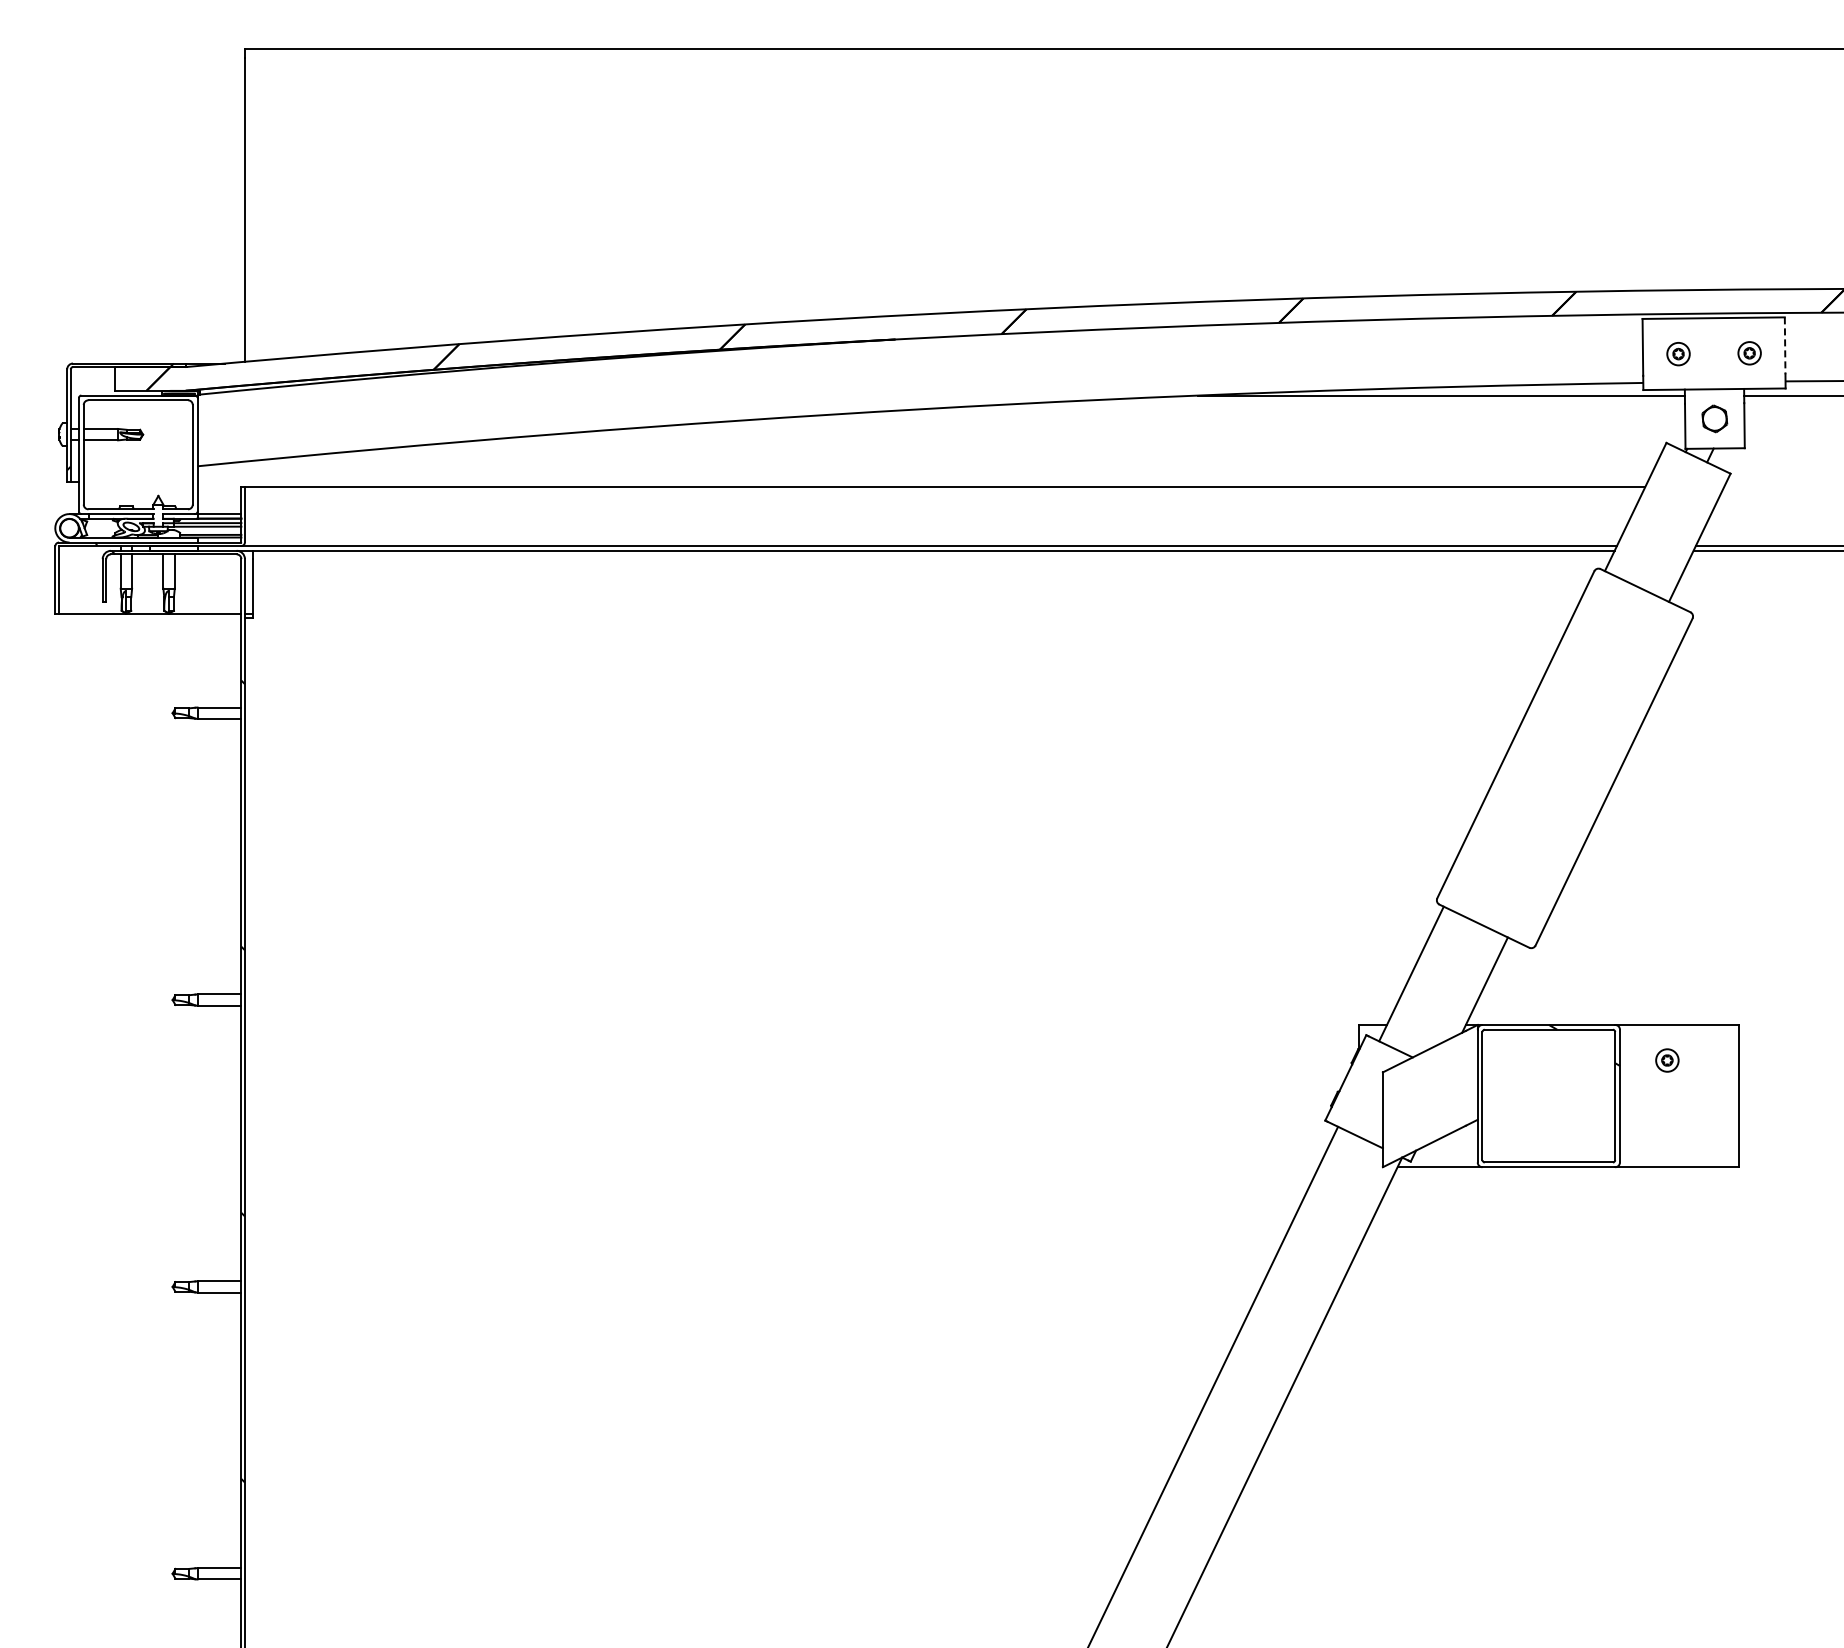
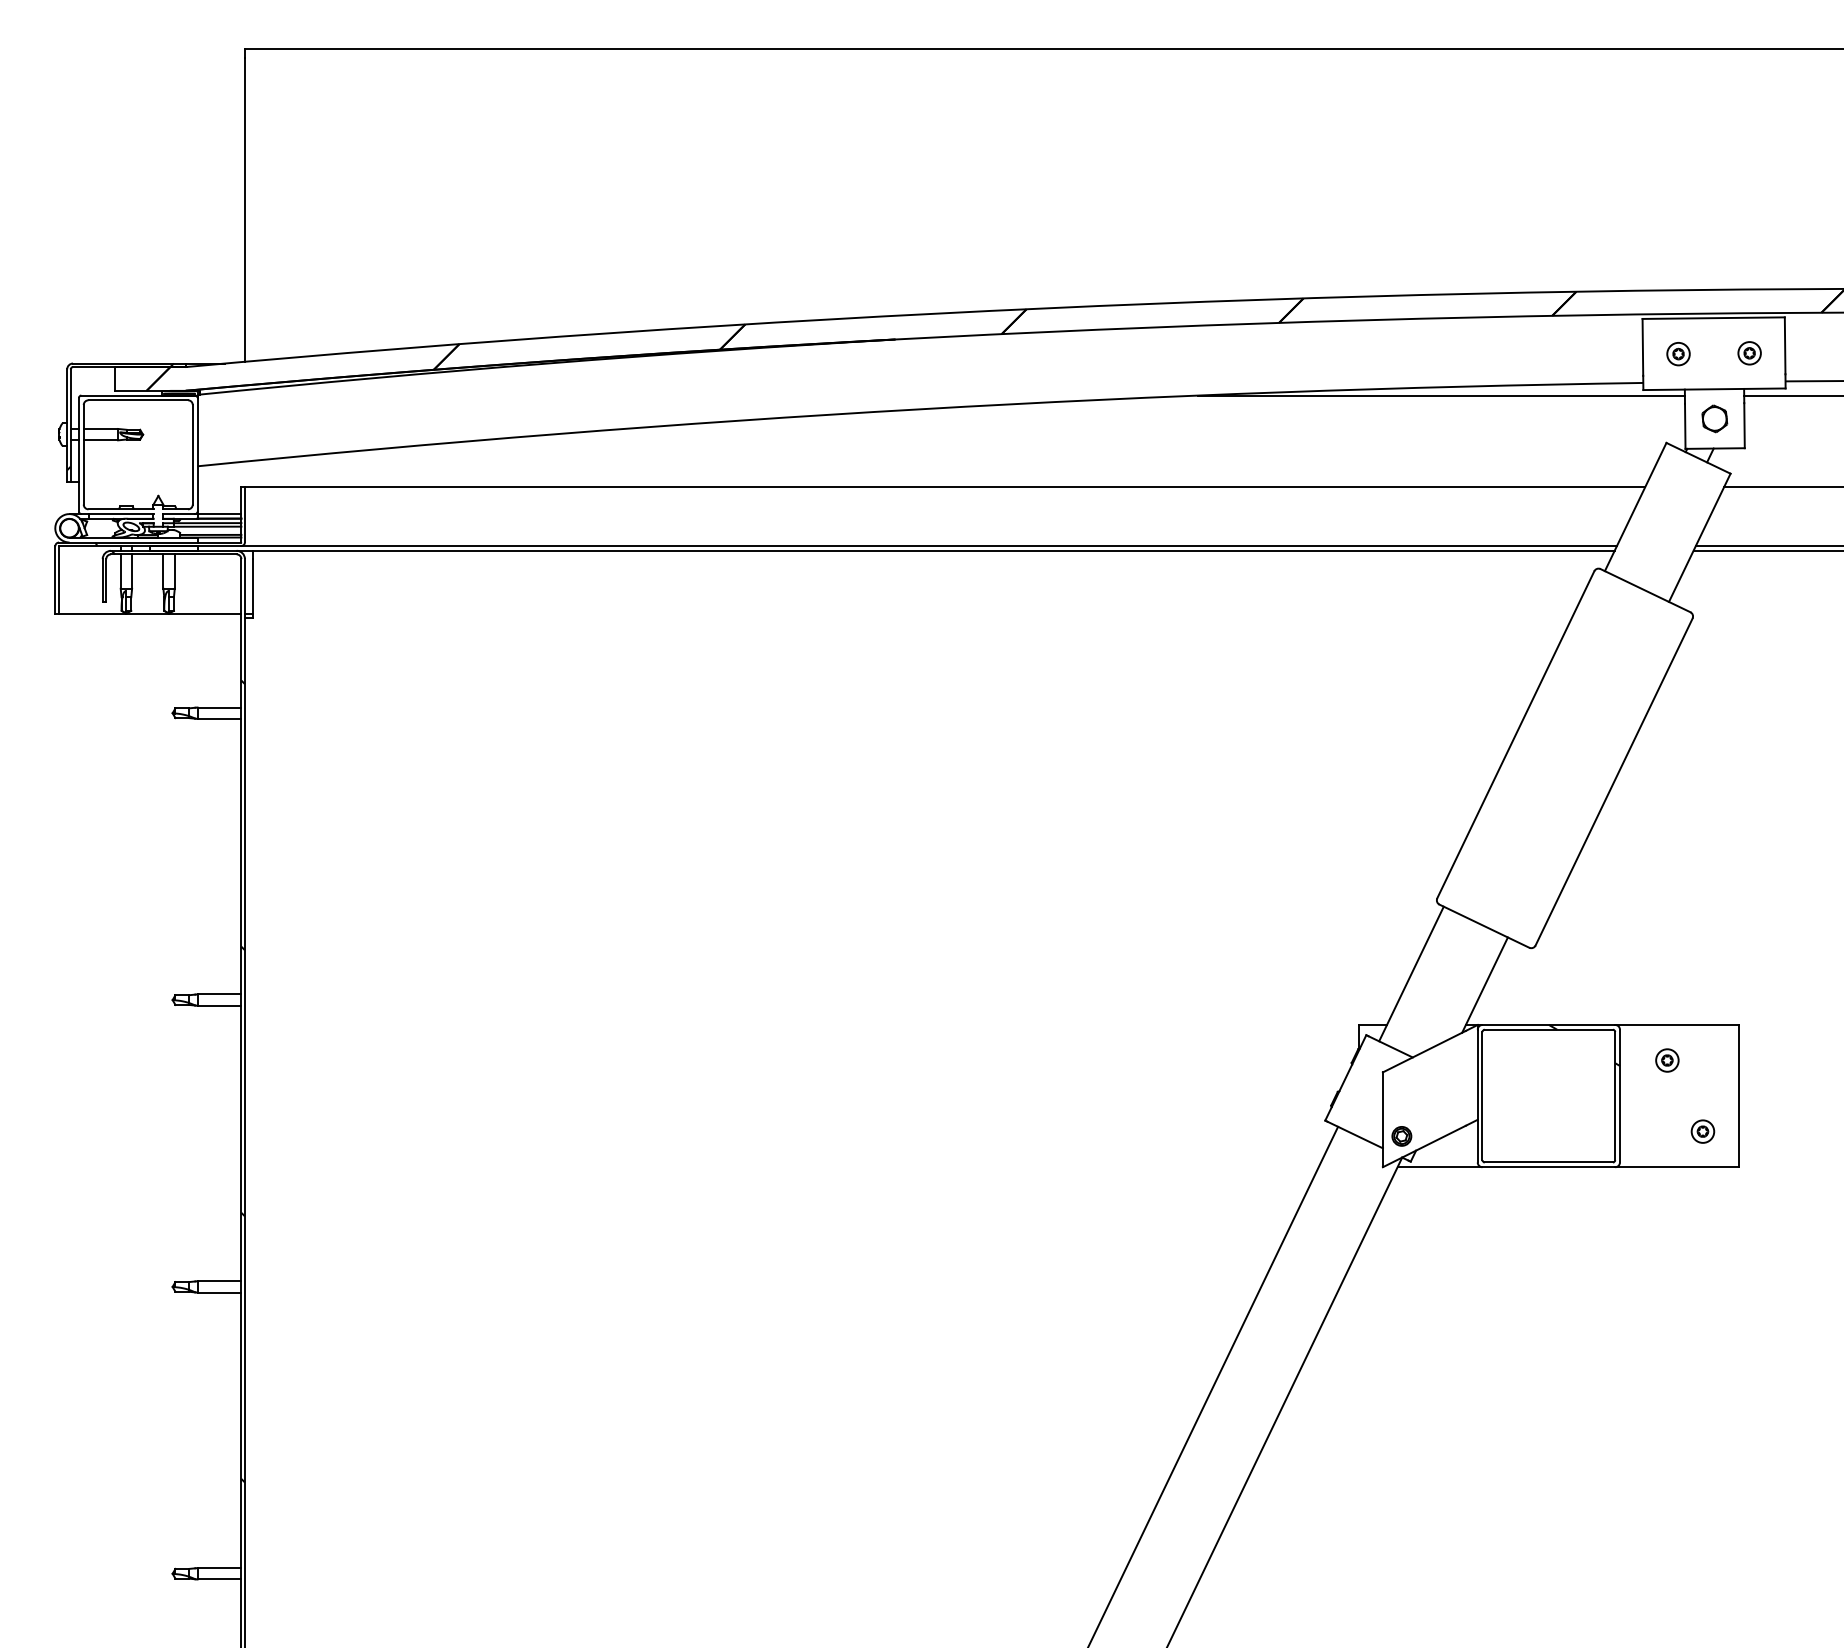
line: dashed -> solid (1785, 346)
line: none -> present (1782, 486)
part: none -> present (1702, 1131)
part: none -> present (1401, 1136)
